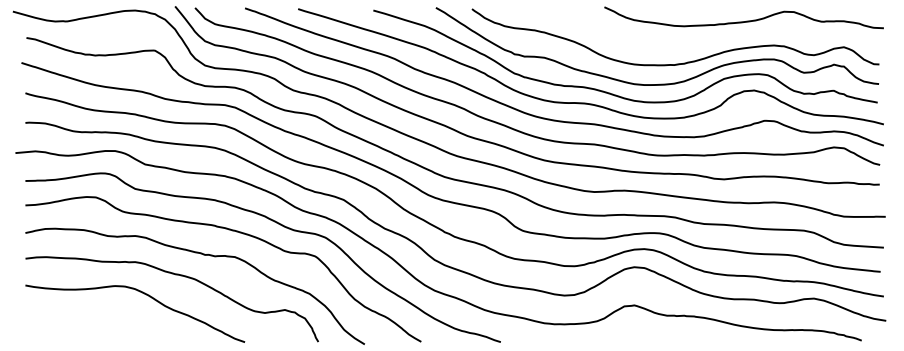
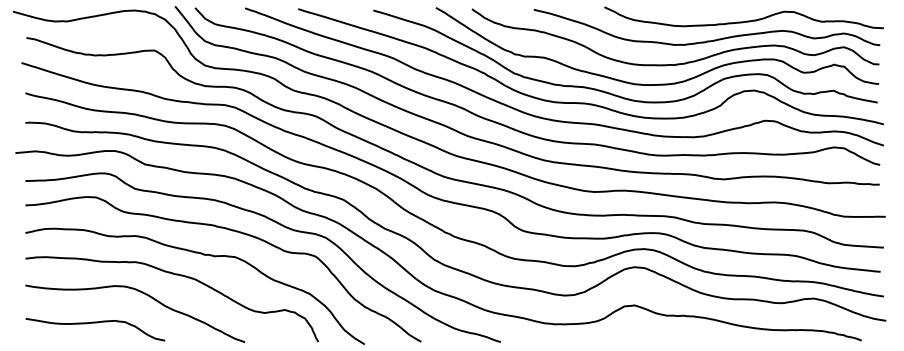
curve: none -> present (706, 40)
curve: none -> present (95, 323)
